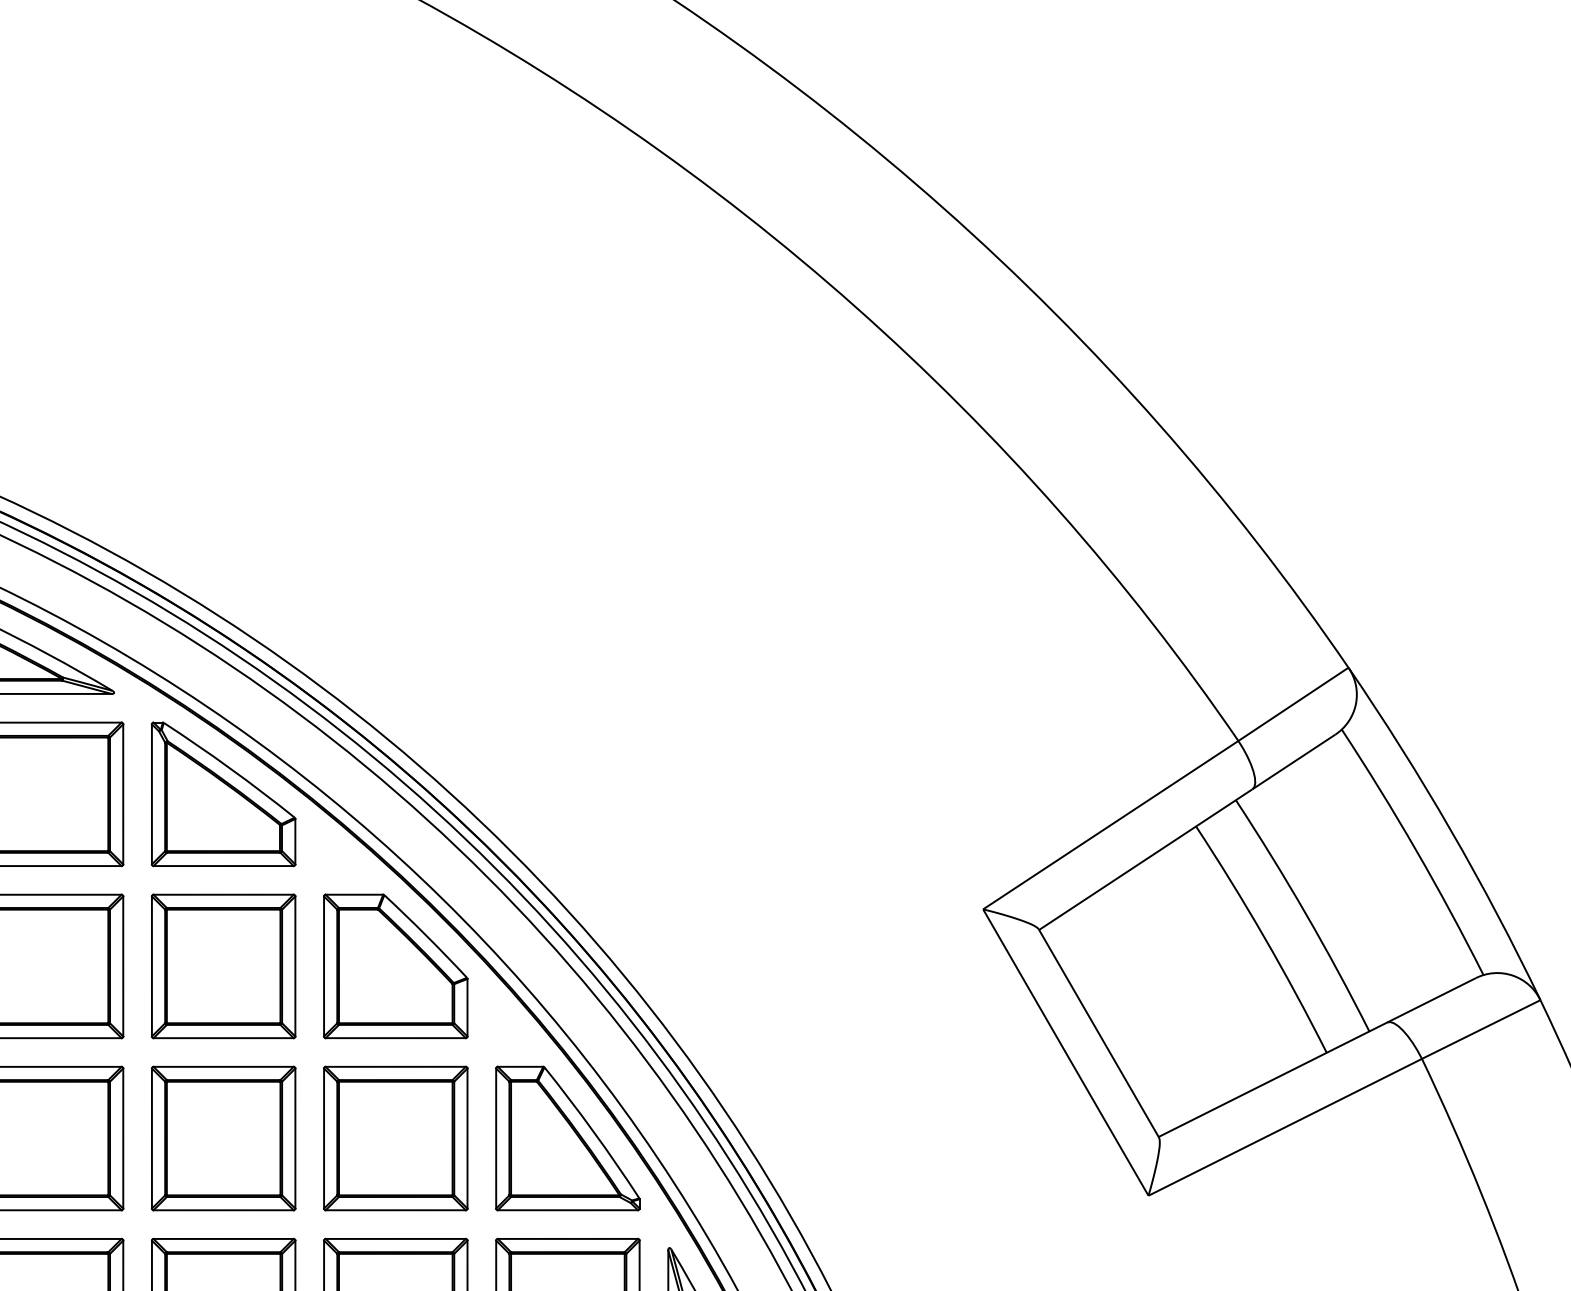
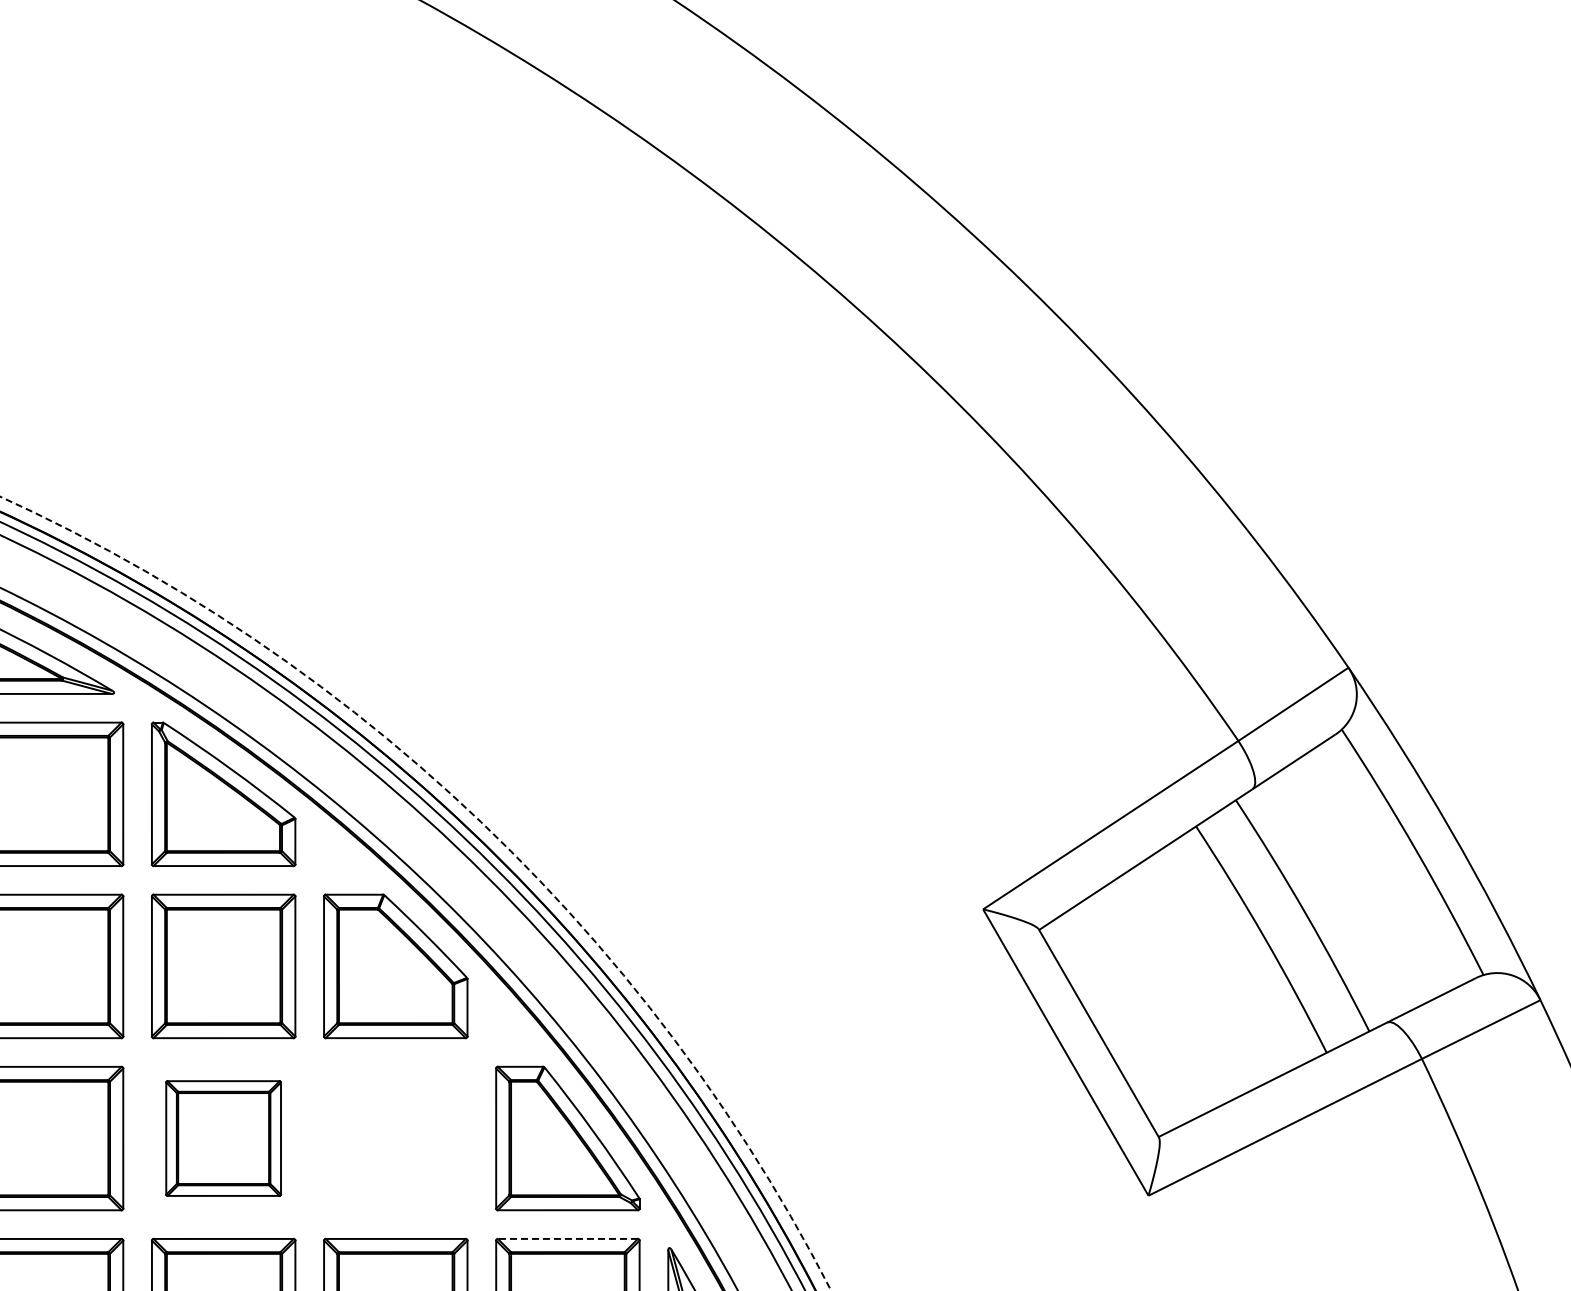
circle: solid -> dashed (415, 893)
part size: 147x147 px -> 118x117 px (223, 1138)
part: present -> none (395, 1138)
line: solid -> dashed (567, 1238)
